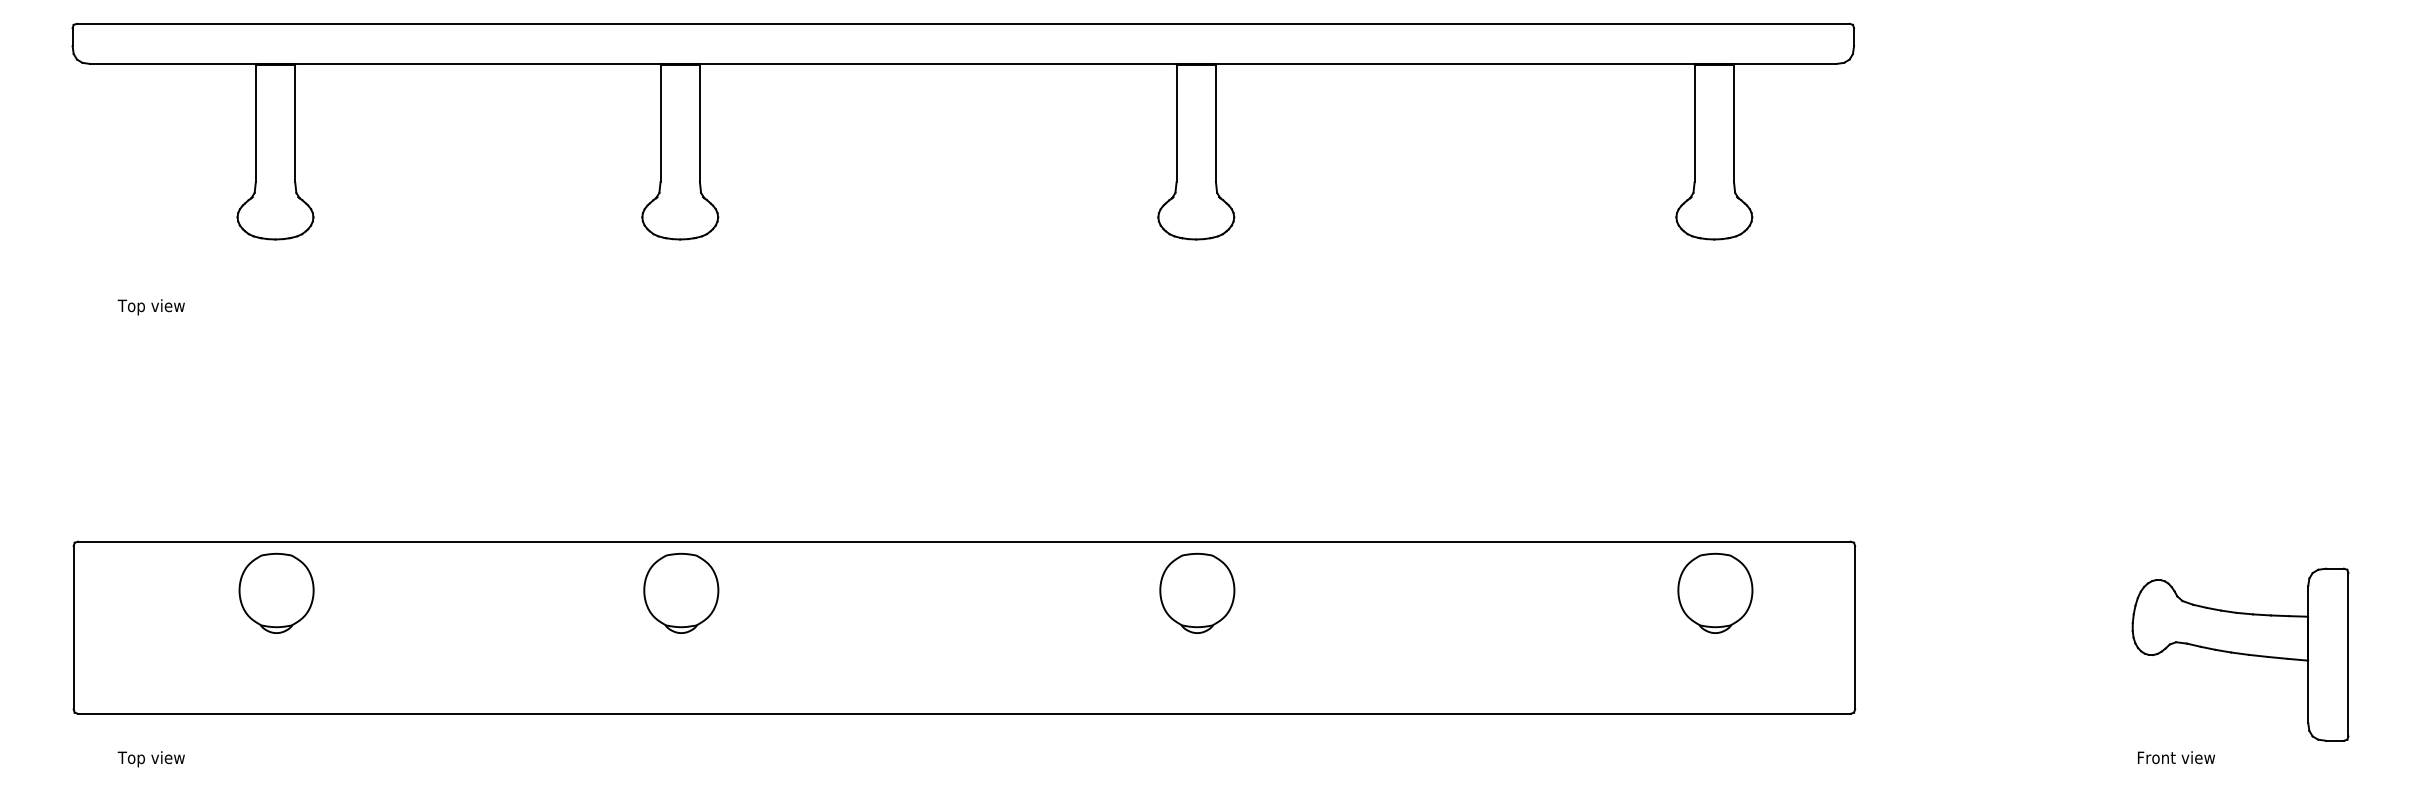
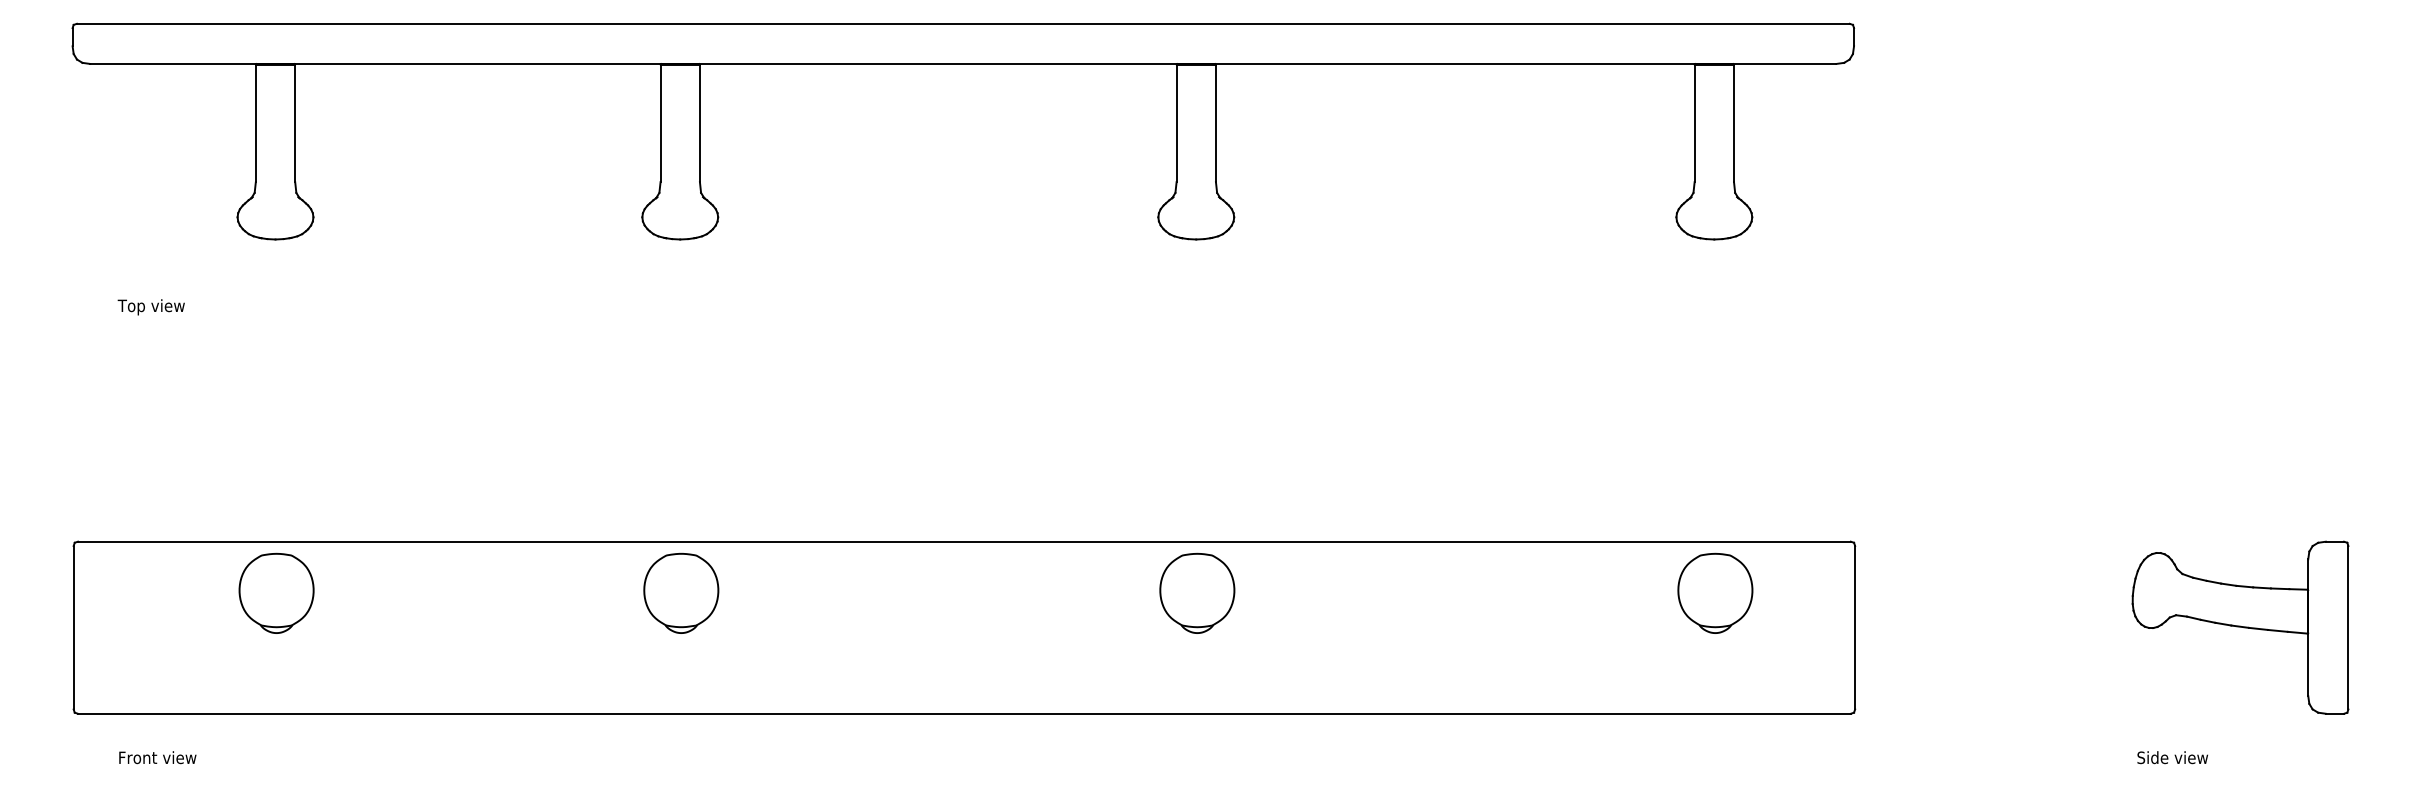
part position: (2240, 654) -> (2240, 627) (2240, 627)
text: Front view -> Side view (2175, 757)
text: Top view -> Front view (156, 759)
